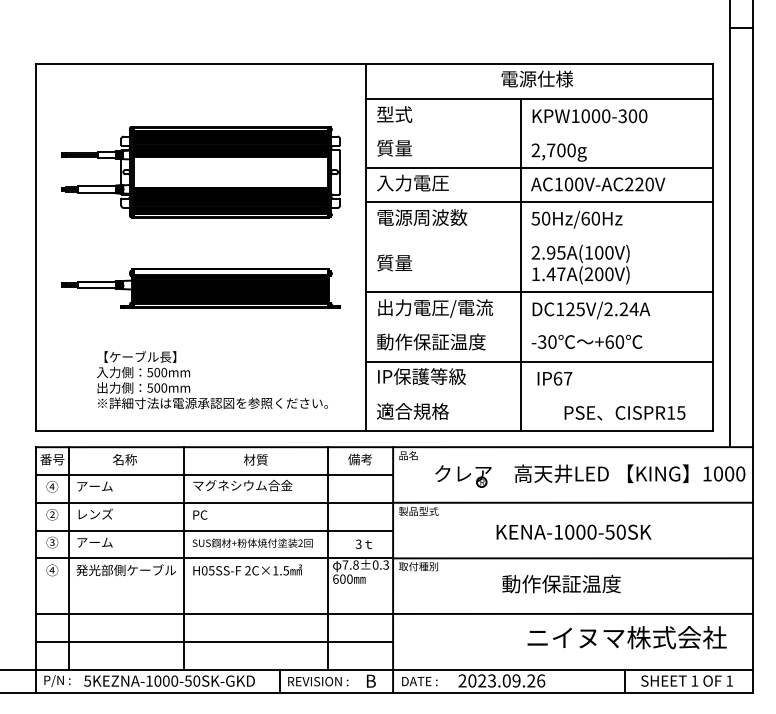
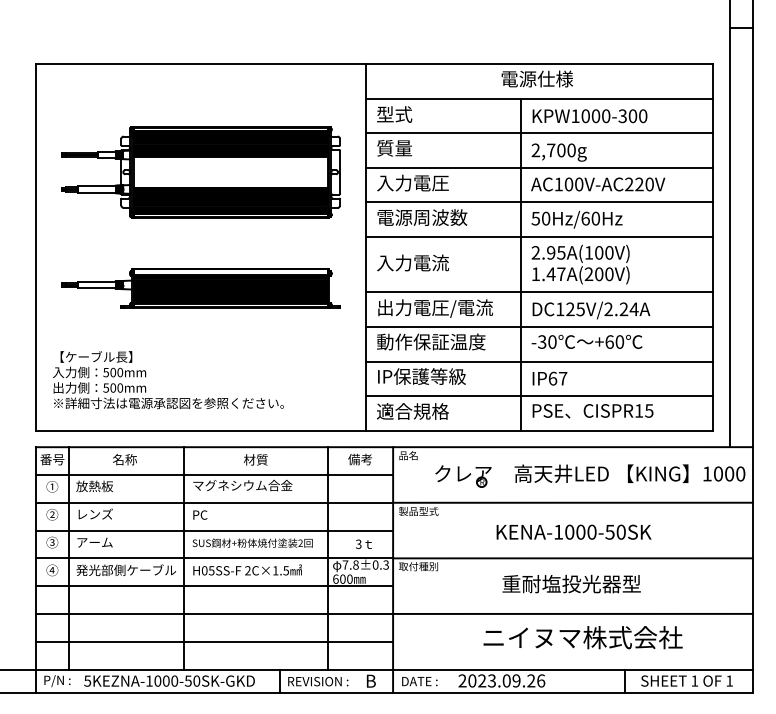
line: none -> present (538, 133)
line: none -> present (538, 236)
text: 質量 -> 入力電流 (413, 262)
line: none -> present (538, 327)
text position: (554, 378) -> (549, 378) (549, 378)
text position: (212, 380) -> (168, 380) (168, 380)
line: none -> present (538, 396)
text position: (624, 413) -> (592, 411) (592, 411)
text: ④ -> ① (51, 486)
text: アーム -> 放熱板 (94, 486)
text: 動作保証温度 -> 重耐塩投光器型 (571, 583)
line: none -> present (214, 586)
text position: (626, 637) -> (582, 637) (582, 637)
